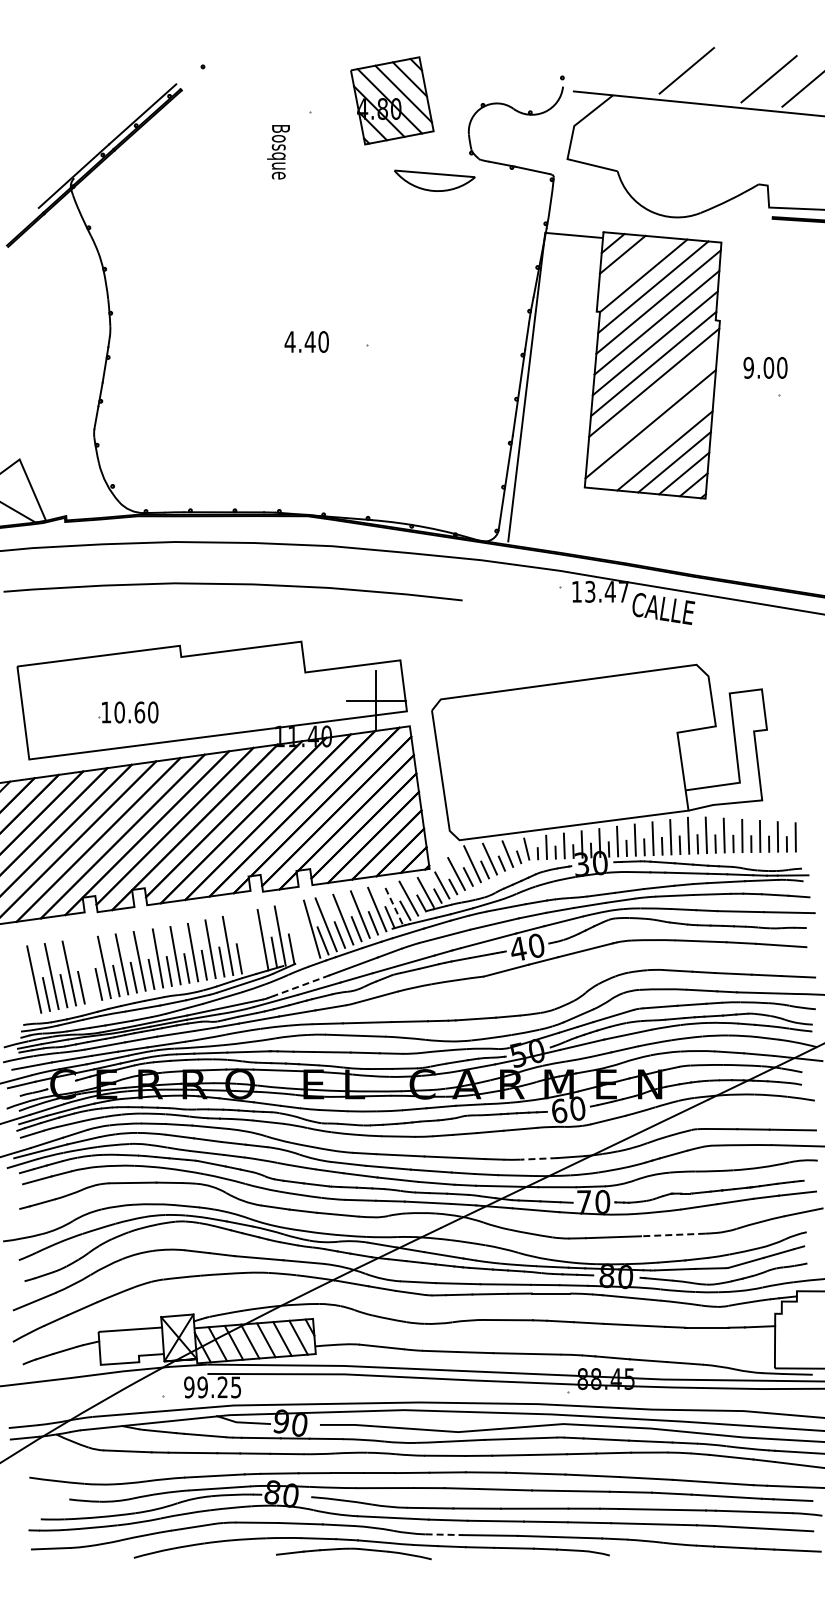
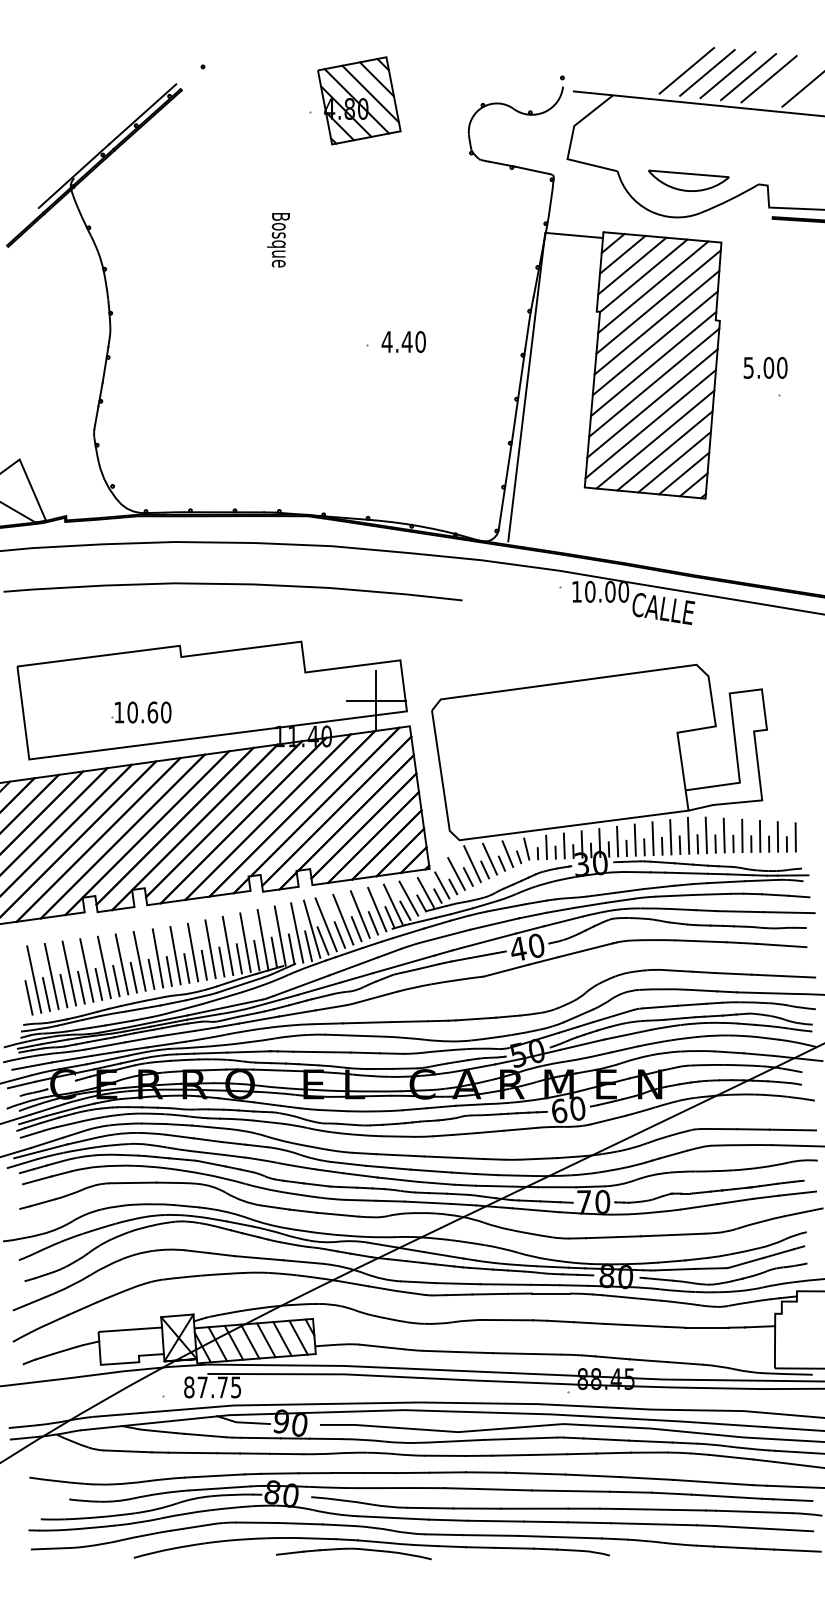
line: none -> present (707, 72)
line: none -> present (727, 75)
line: none -> present (748, 77)
part position: (392, 100) -> (359, 100) (359, 100)
text position: (278, 152) -> (278, 240) (278, 240)
part position: (434, 180) -> (688, 180) (688, 180)
line: none -> present (632, 265)
text position: (306, 341) -> (403, 341) (403, 341)
text: 9.00 -> 5.00 (748, 367)
line: none -> present (652, 403)
line: none -> present (655, 439)
text: 13.47 -> 10.00 (607, 591)
part position: (128, 712) -> (141, 712) (141, 712)
line: dashed -> solid (393, 904)
line: none -> present (297, 932)
line: none -> present (245, 942)
line: none -> present (308, 946)
line: none -> present (256, 955)
line: none -> present (86, 970)
line: dashed -> solid (301, 985)
line: none -> present (28, 997)
line: dashed -> solid (538, 1158)
line: dashed -> solid (672, 1235)
text: 99.25 -> 87.75 (205, 1387)
line: dashed -> solid (444, 1534)
